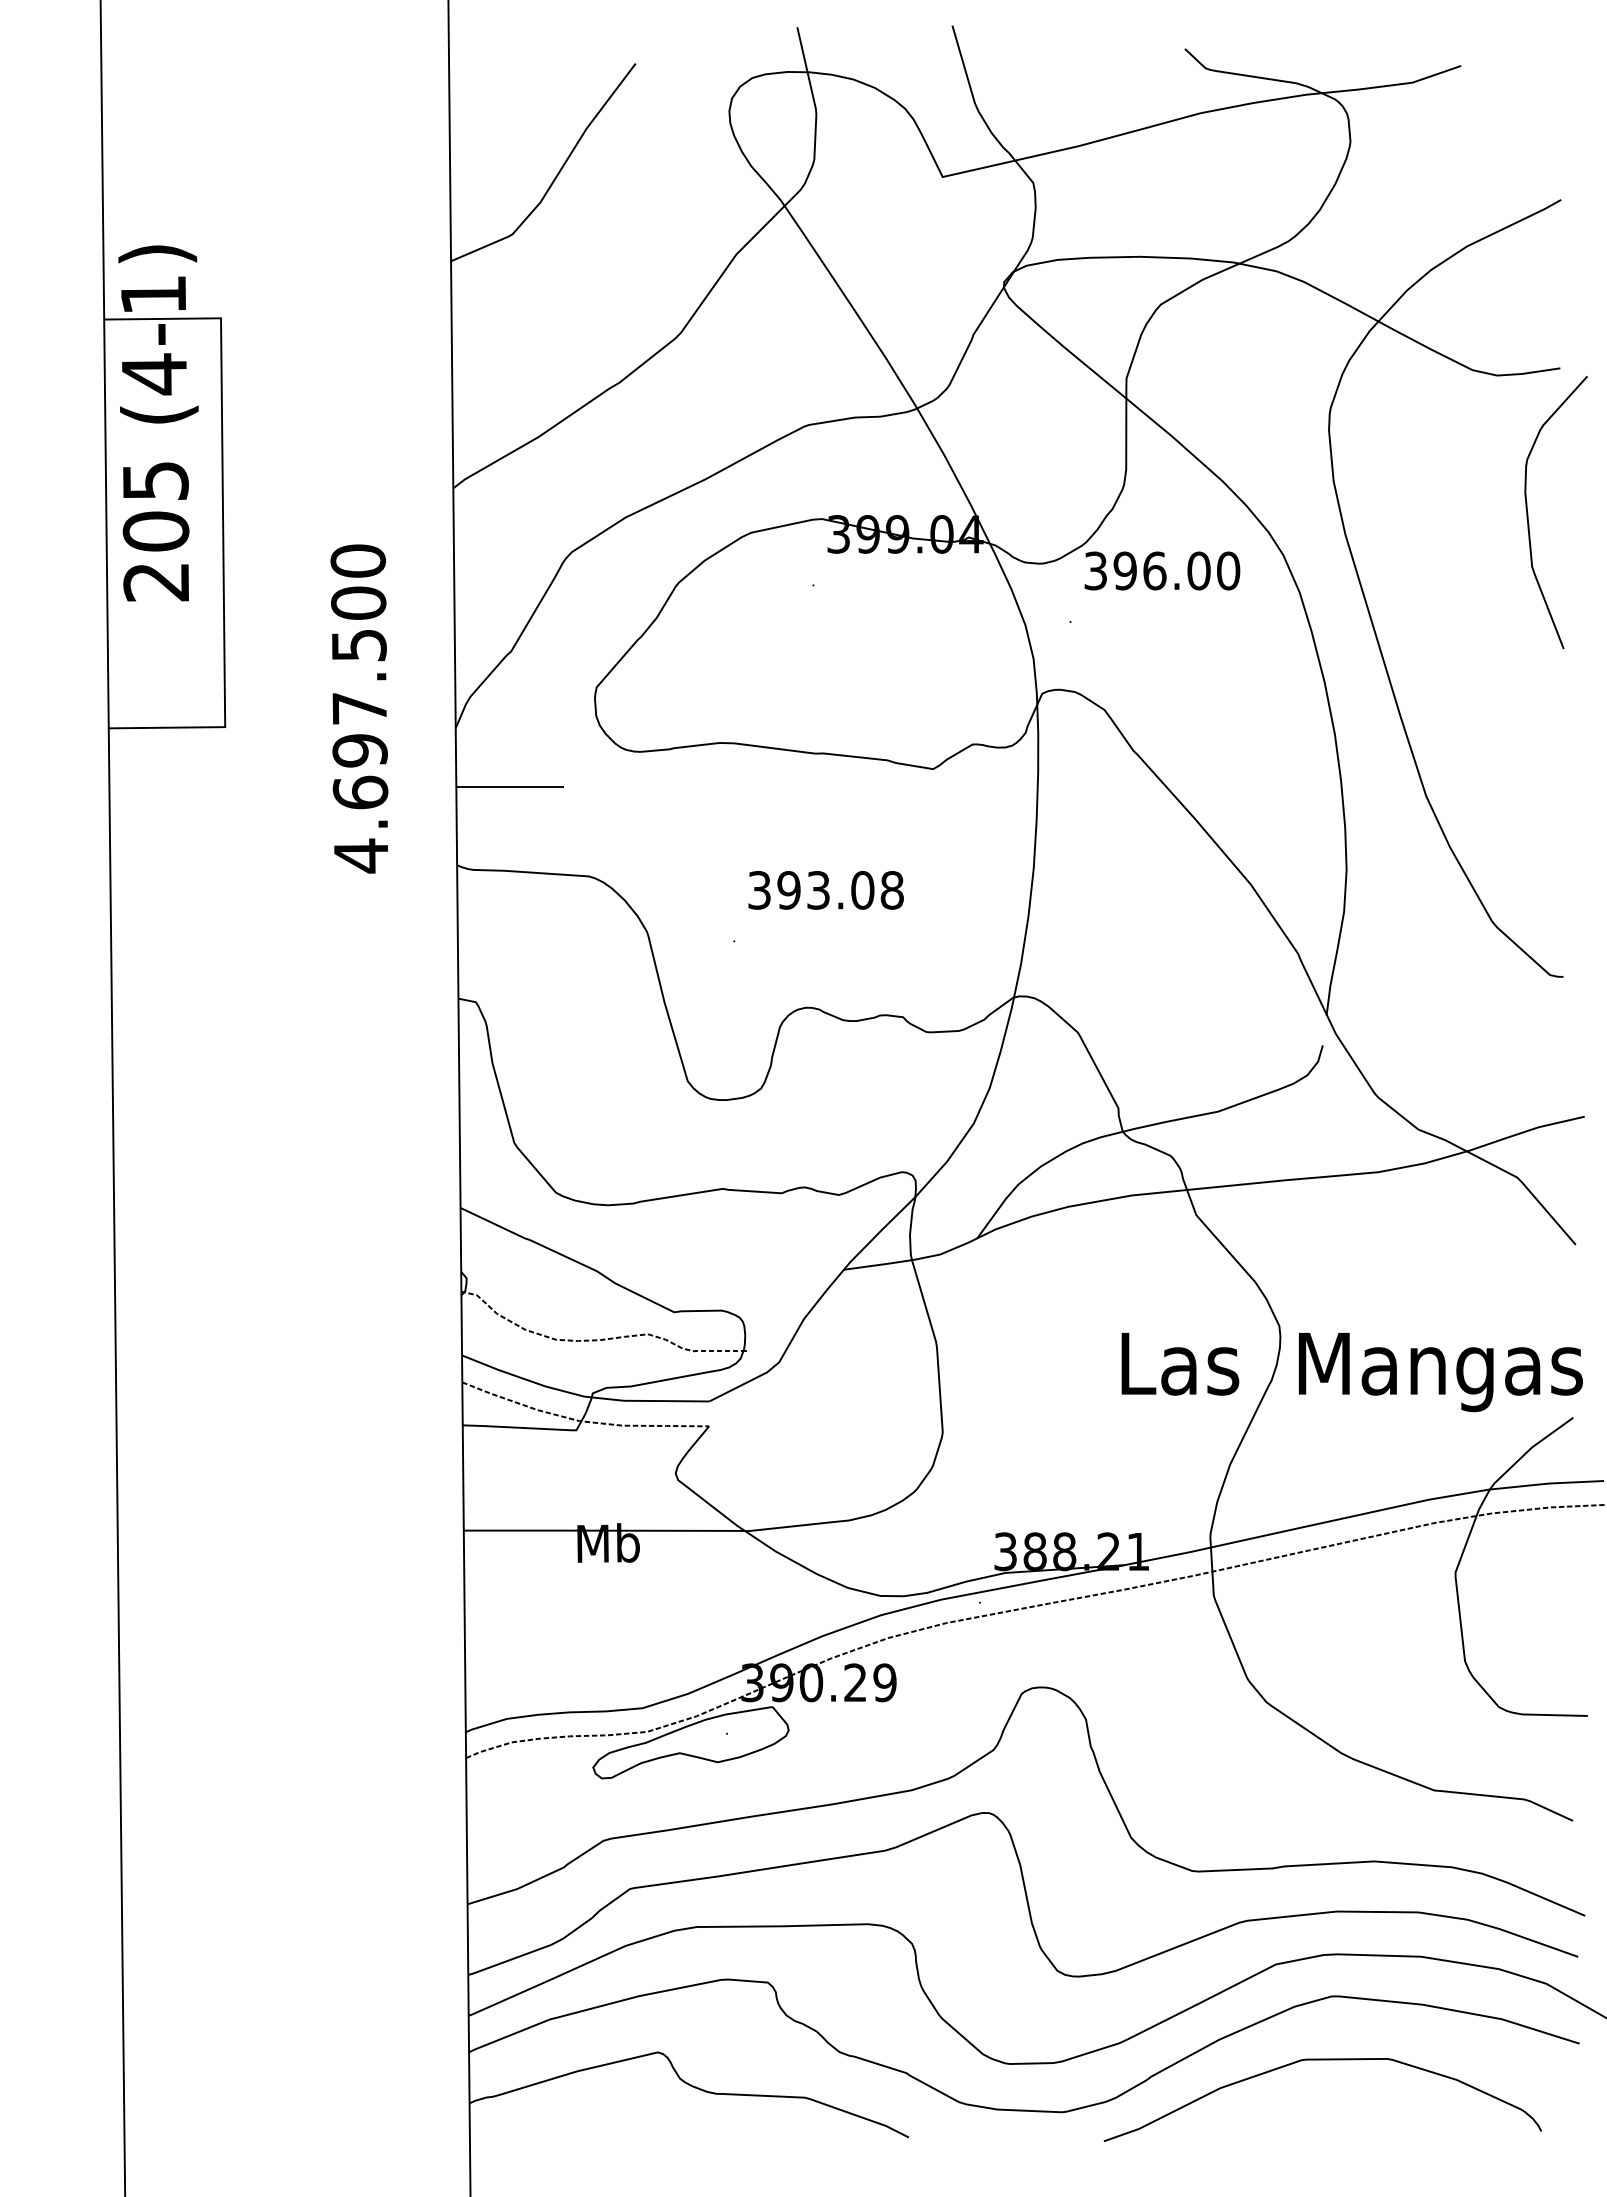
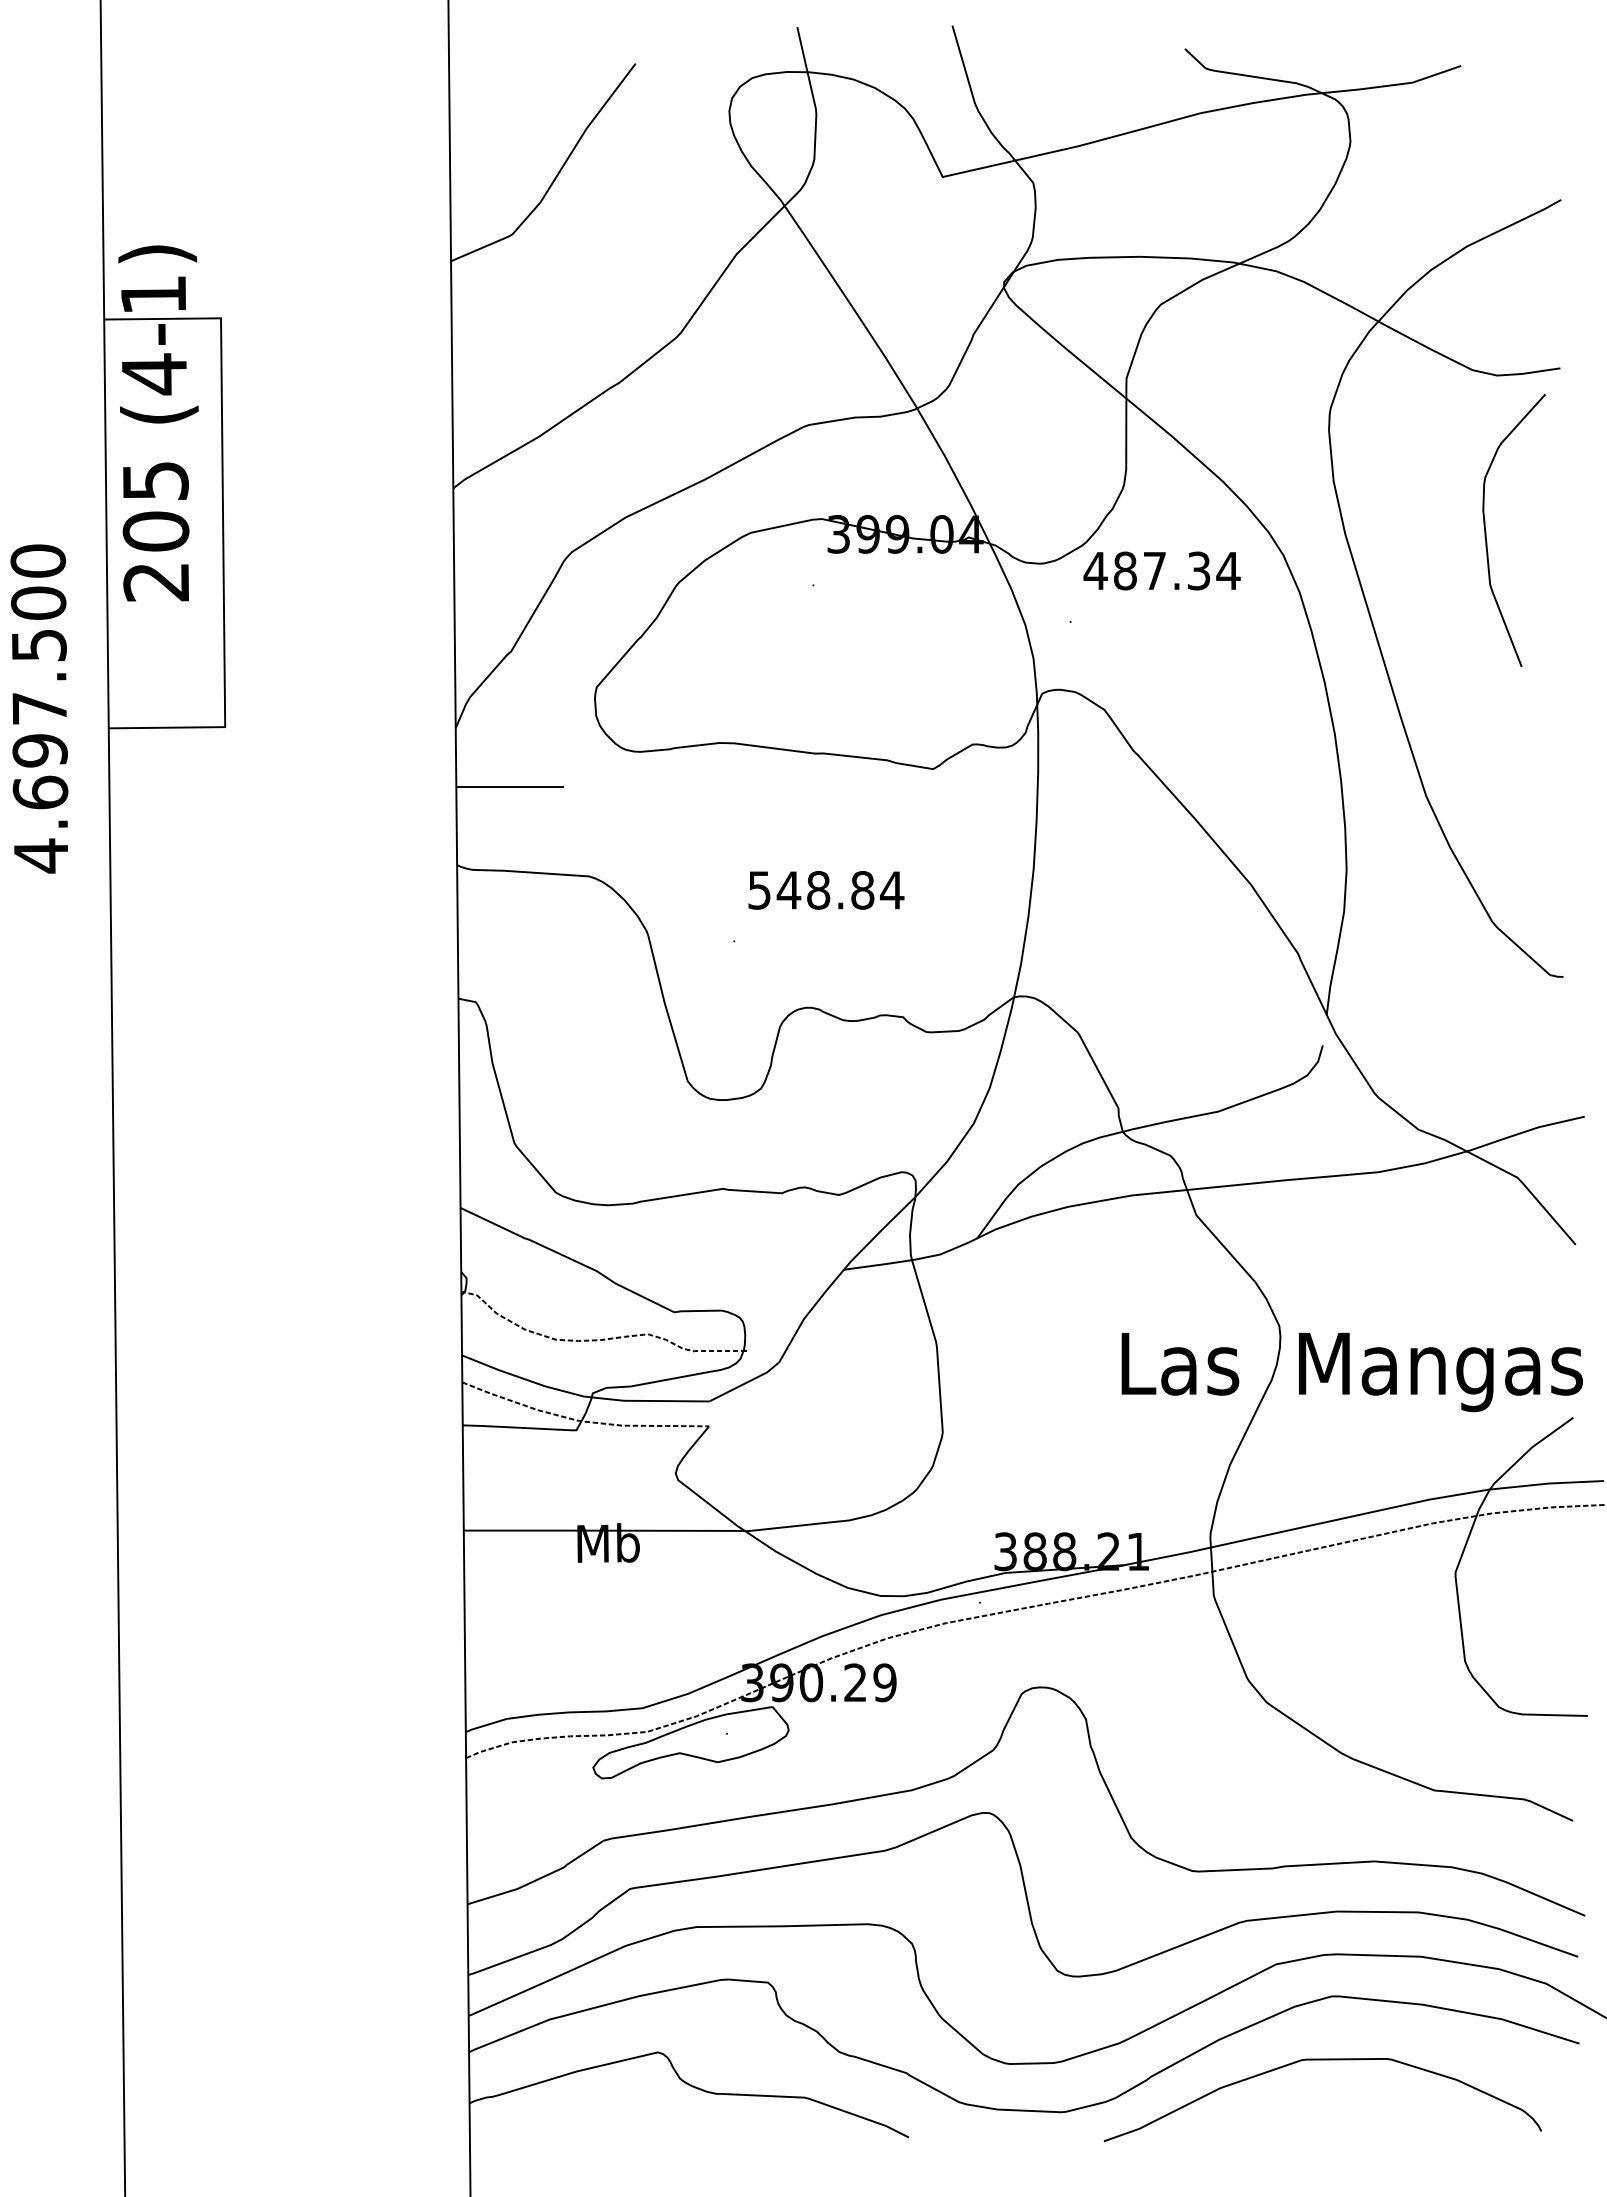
curve position: (1528, 512) -> (1486, 530) (1486, 530)
text: 396.00 -> 487.34 (1161, 570)
text position: (359, 708) -> (39, 708) (39, 708)
text: 393.08 -> 548.84 (826, 890)
